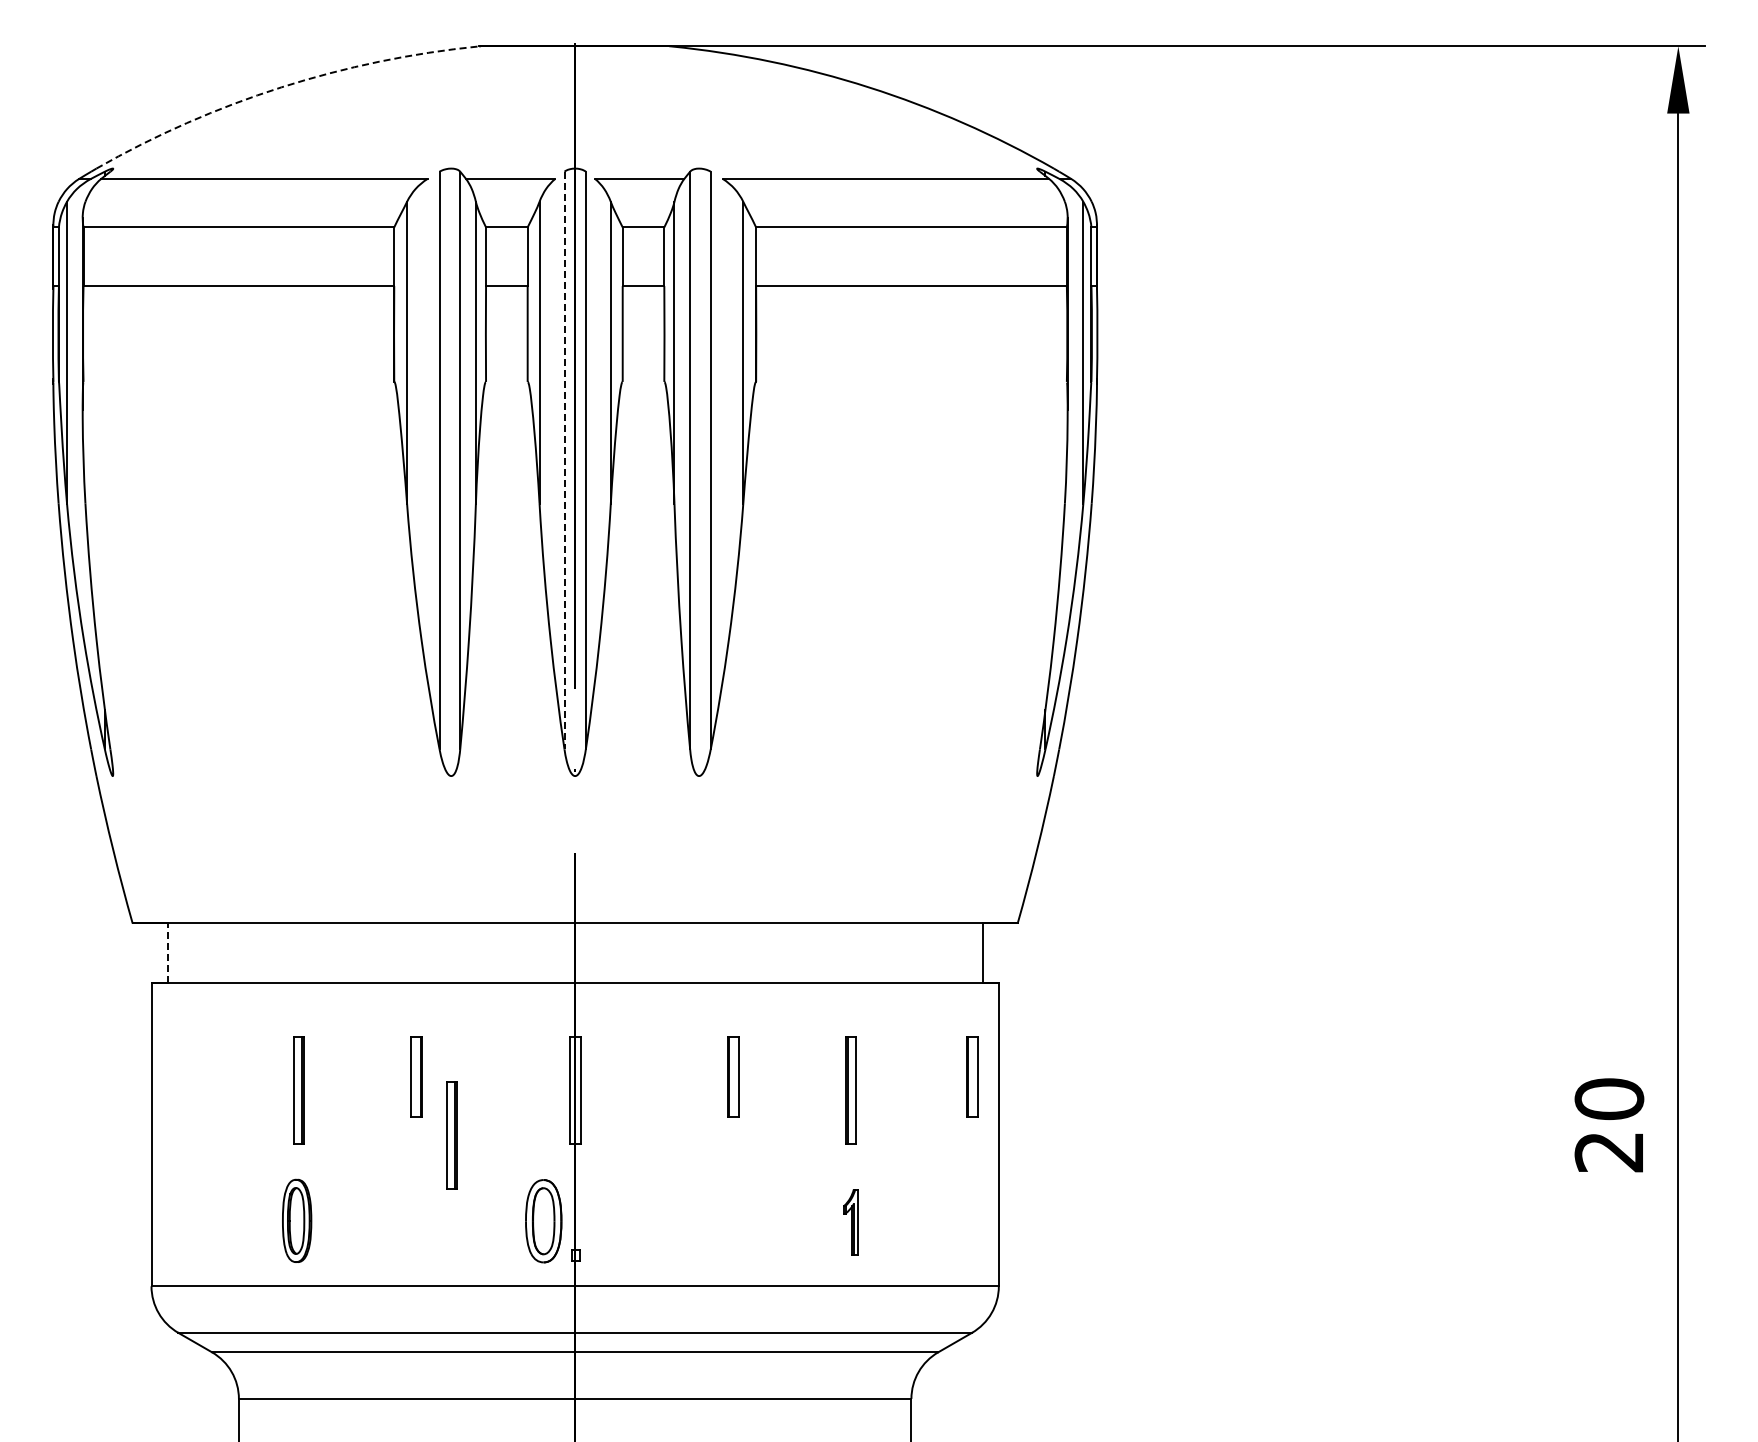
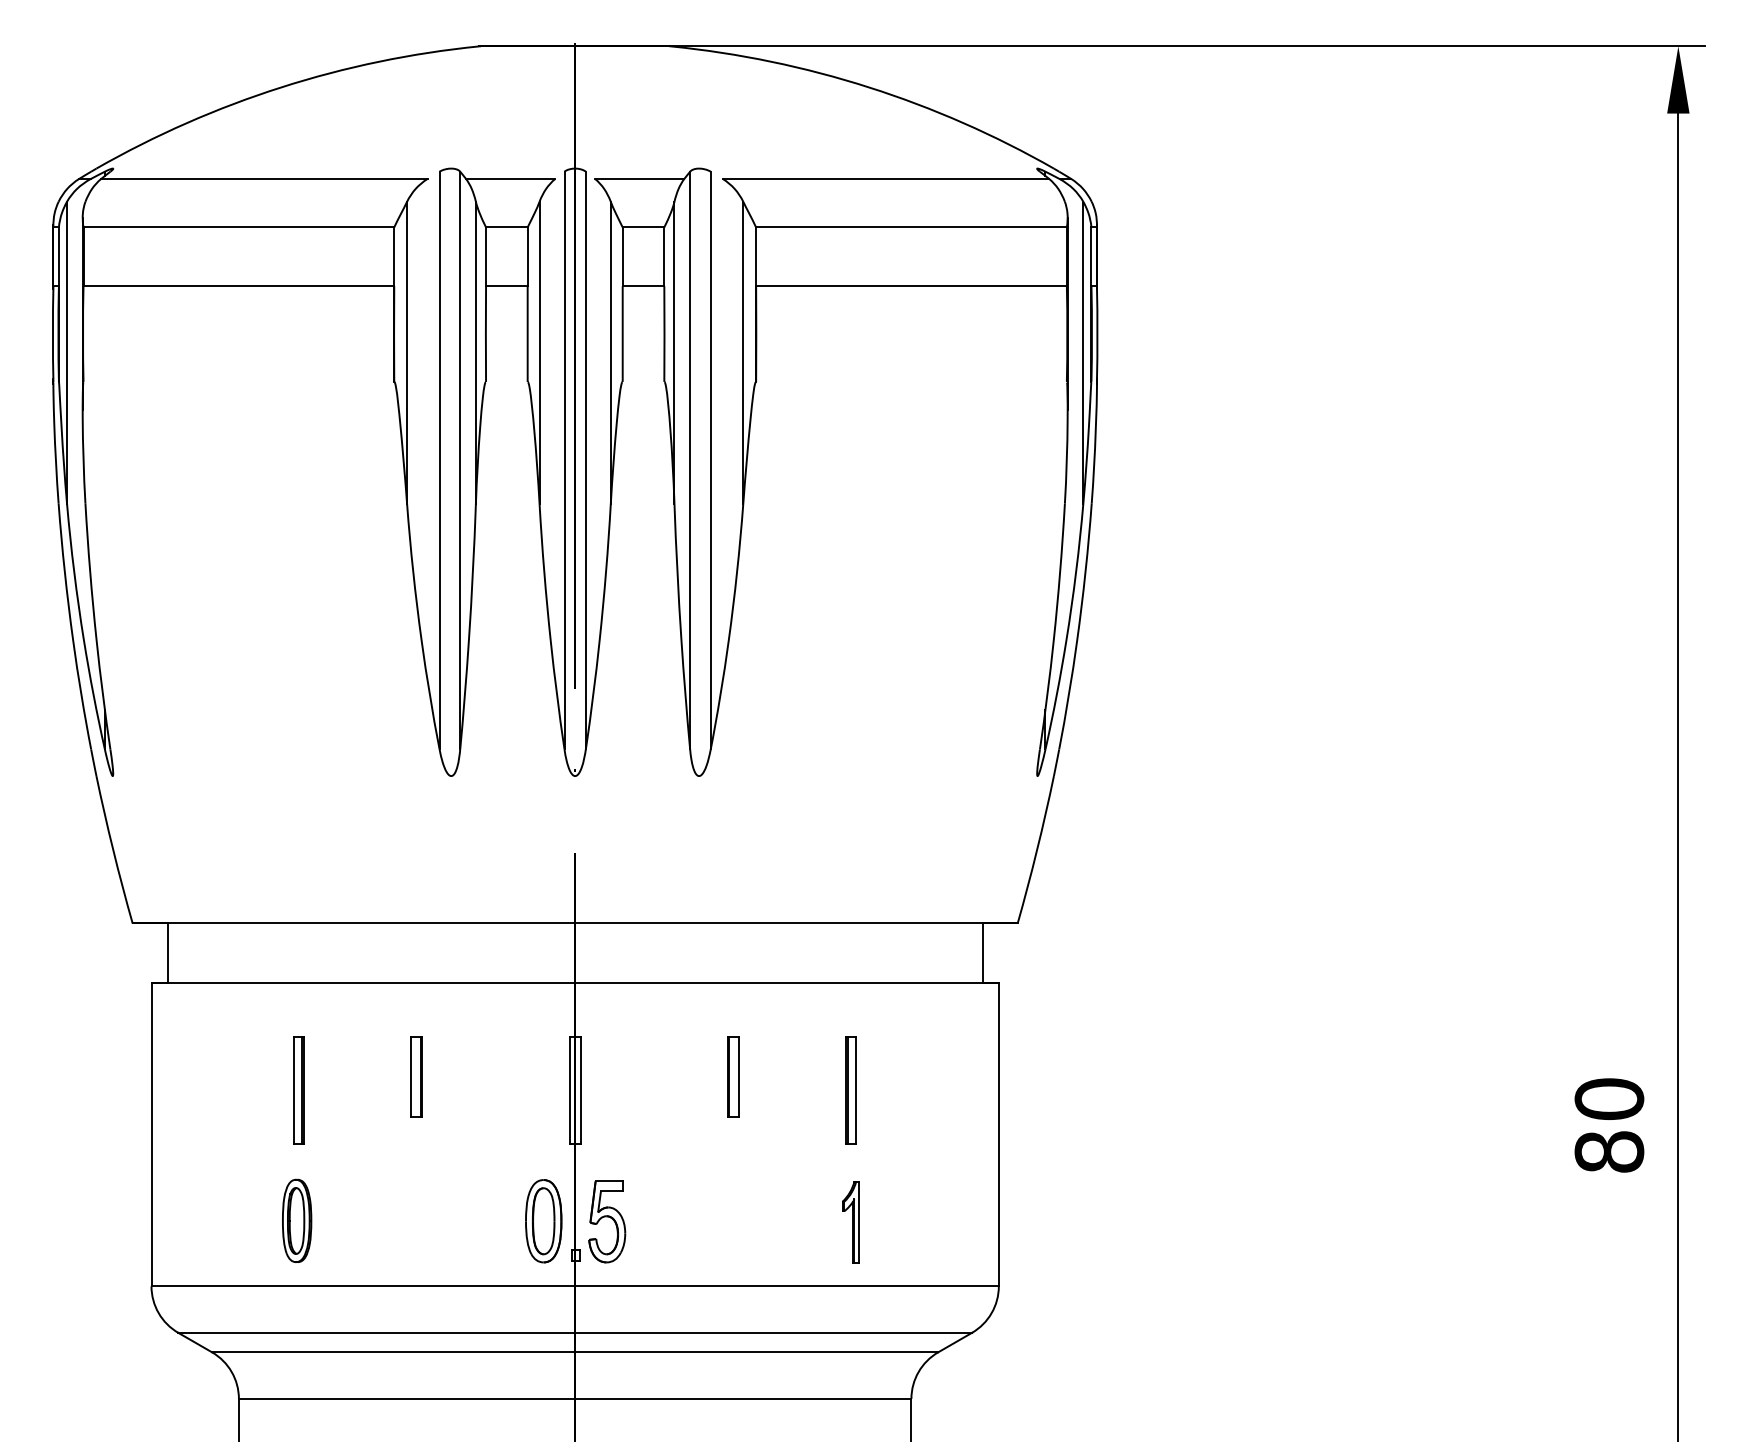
arc: dashed -> solid (281, 87)
line: dashed -> solid (564, 460)
line: dashed -> solid (167, 953)
part: present -> none (972, 1076)
part: present -> none (451, 1135)
text: 20 -> 80 (1609, 1151)
part: none -> present (607, 1221)
part size: 16x67 px -> 18x83 px (850, 1222)
